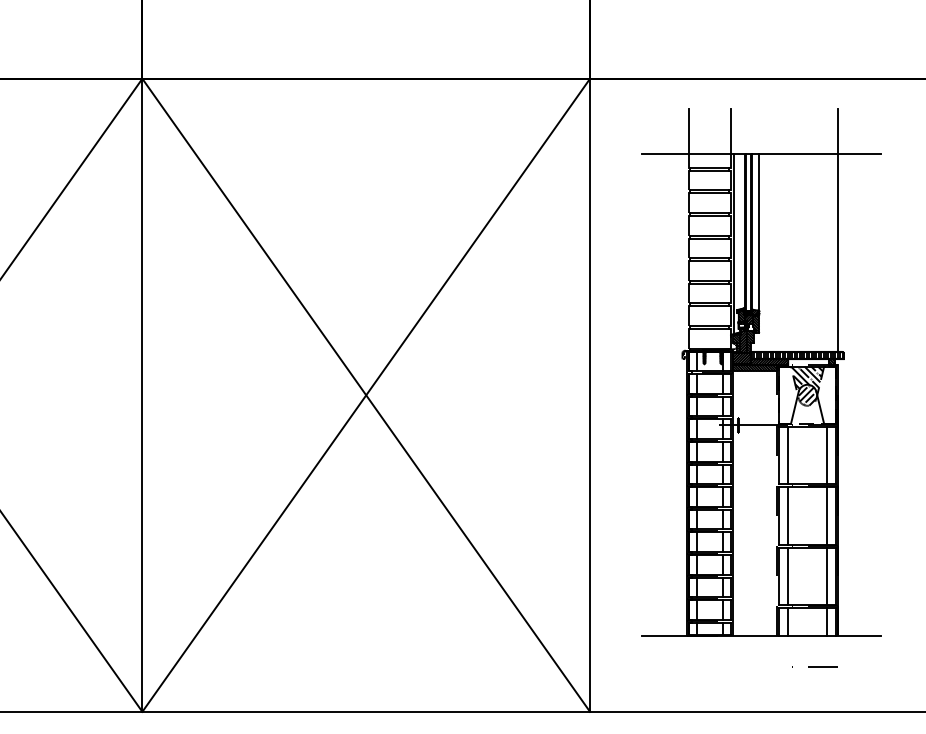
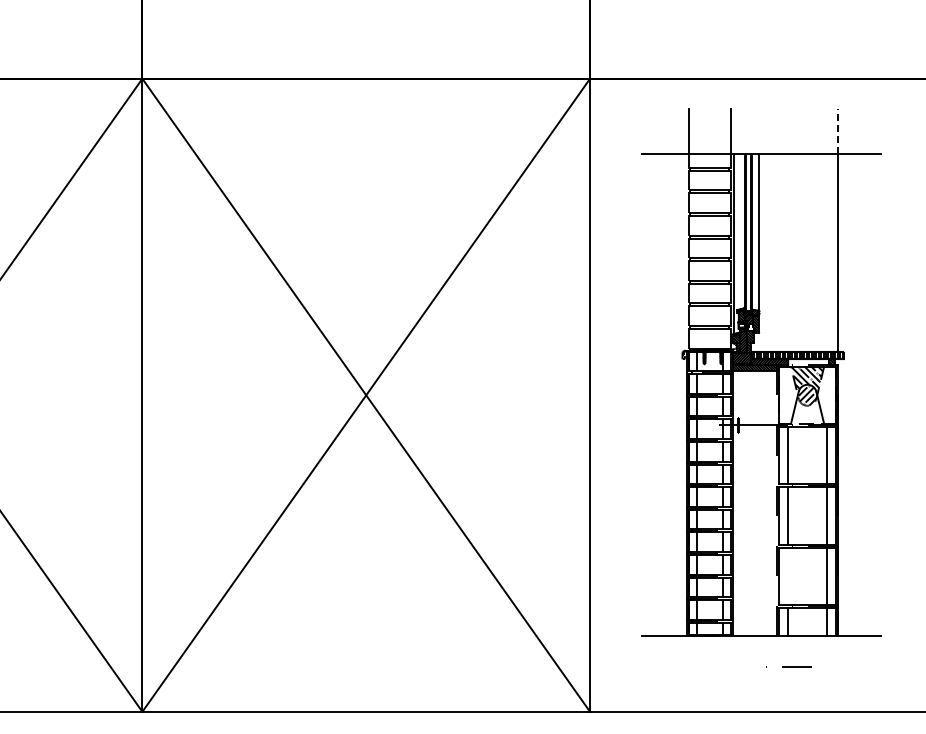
line: solid -> dashed (837, 131)
line: present -> none (787, 575)
line position: (814, 666) -> (788, 666) (788, 666)
